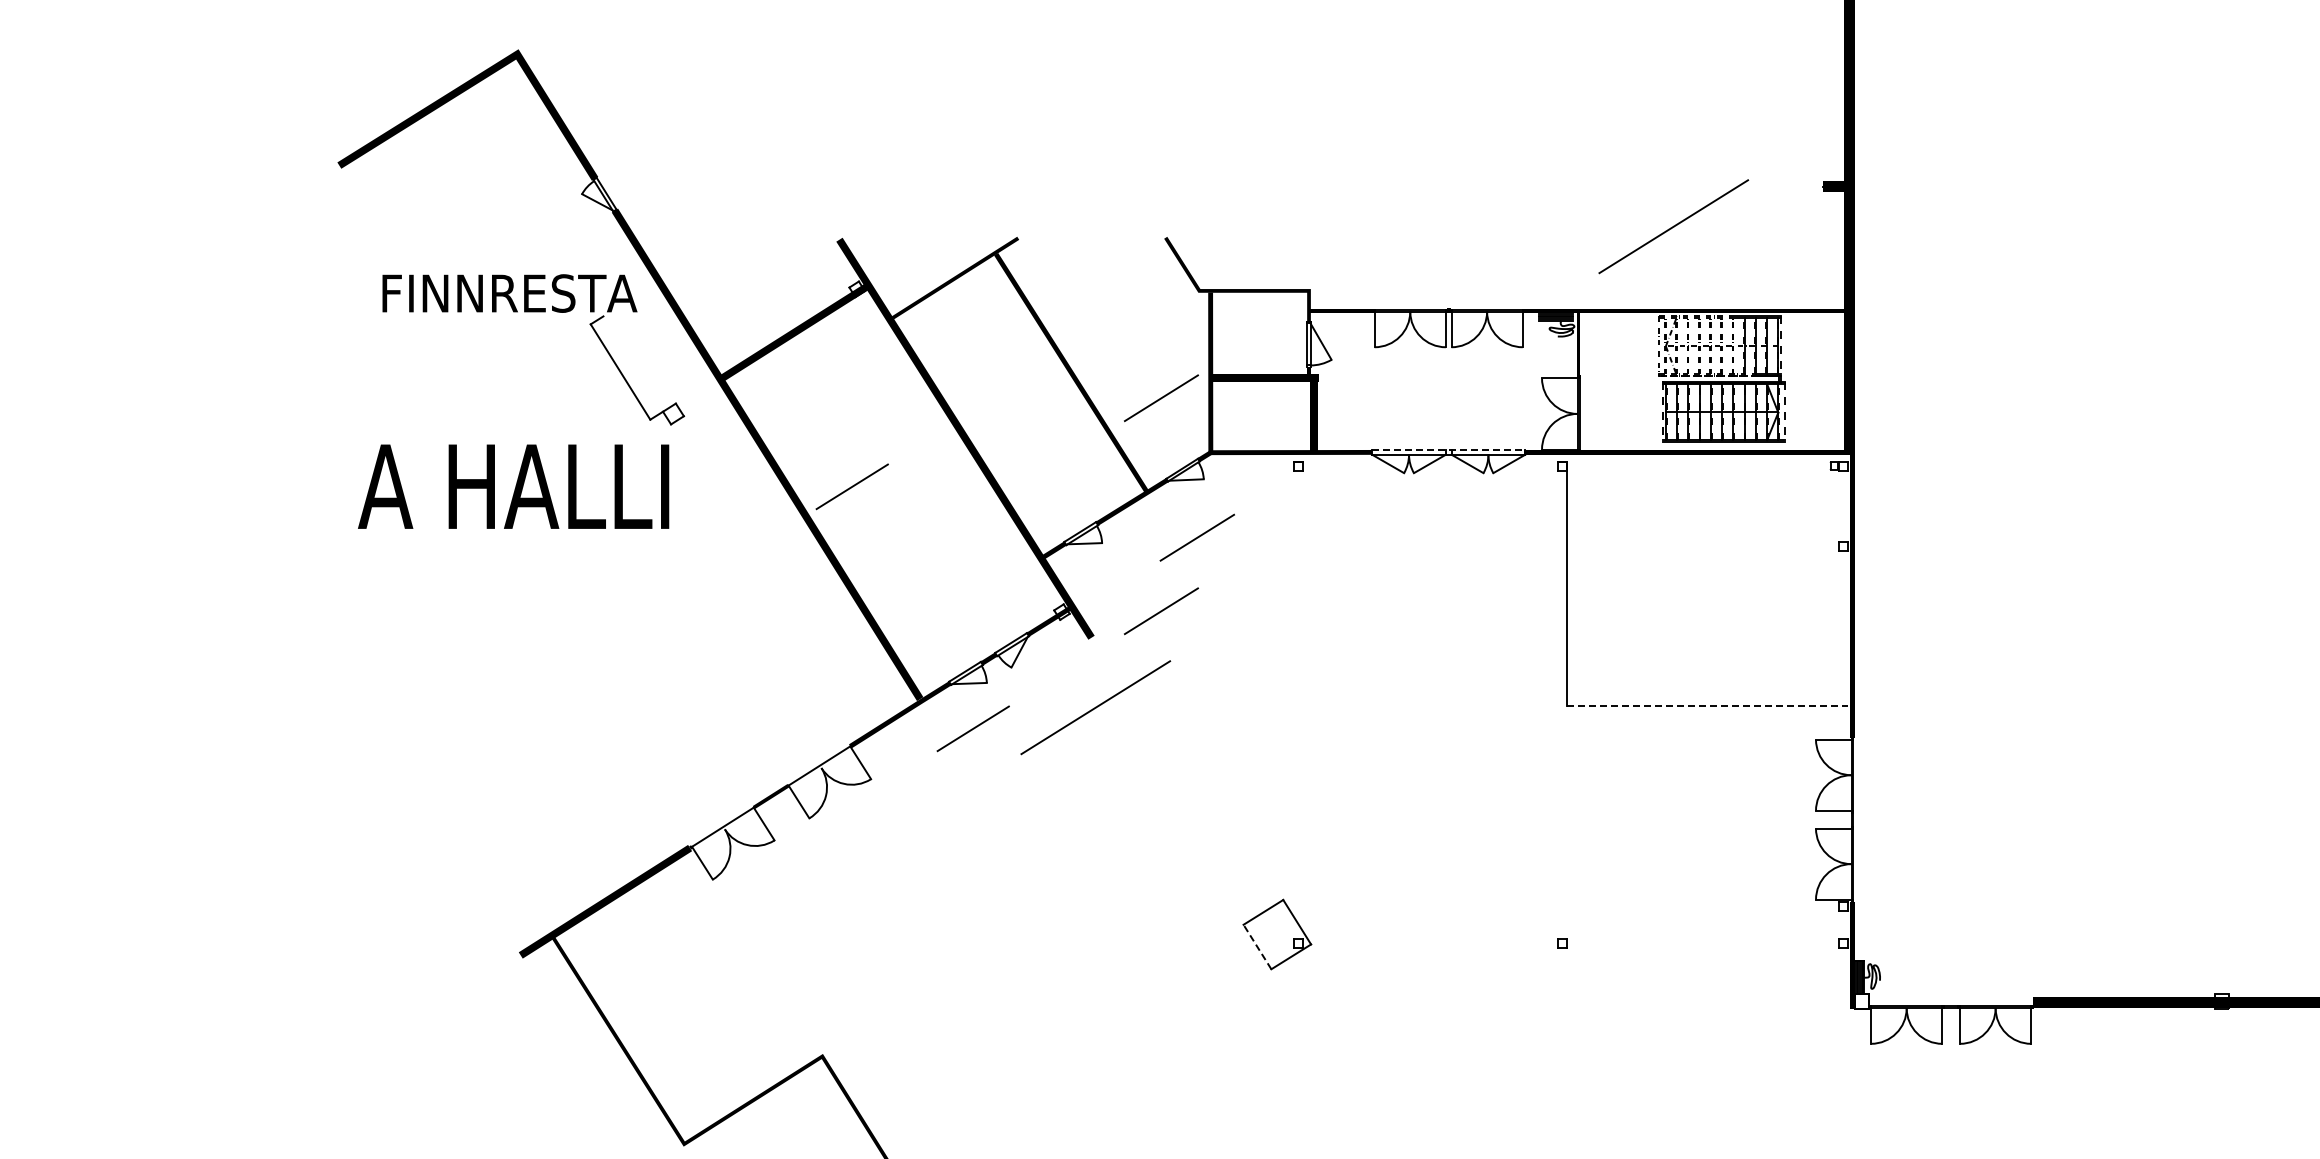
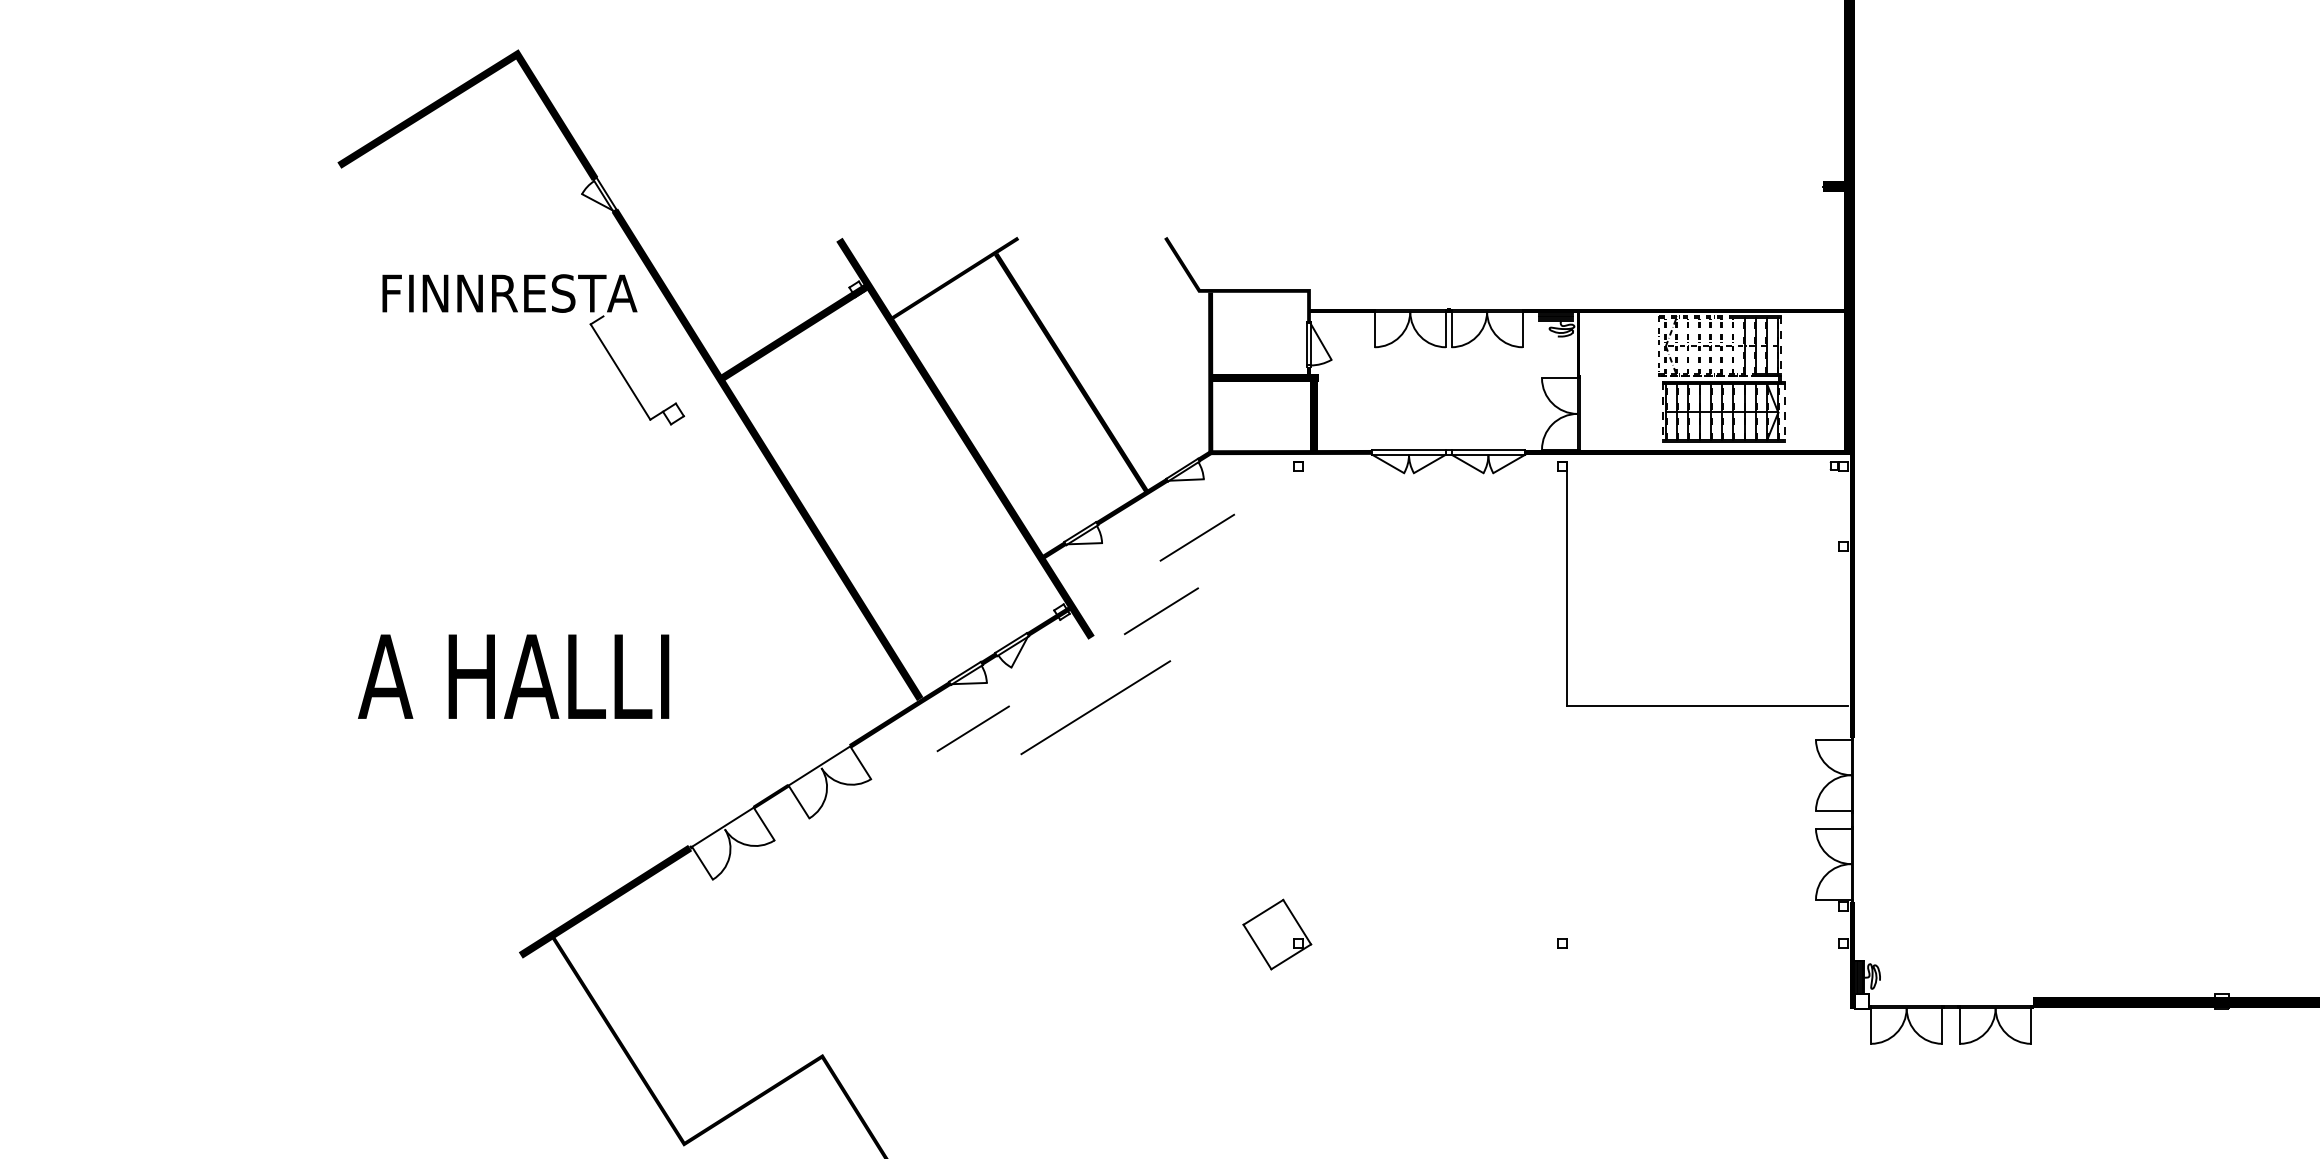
line: present -> none (1673, 226)
line: present -> none (1161, 398)
line: dashed -> solid (1448, 450)
text position: (513, 486) -> (513, 676) (513, 676)
line: present -> none (851, 486)
line: dashed -> solid (1707, 705)
line: dashed -> solid (1257, 946)
